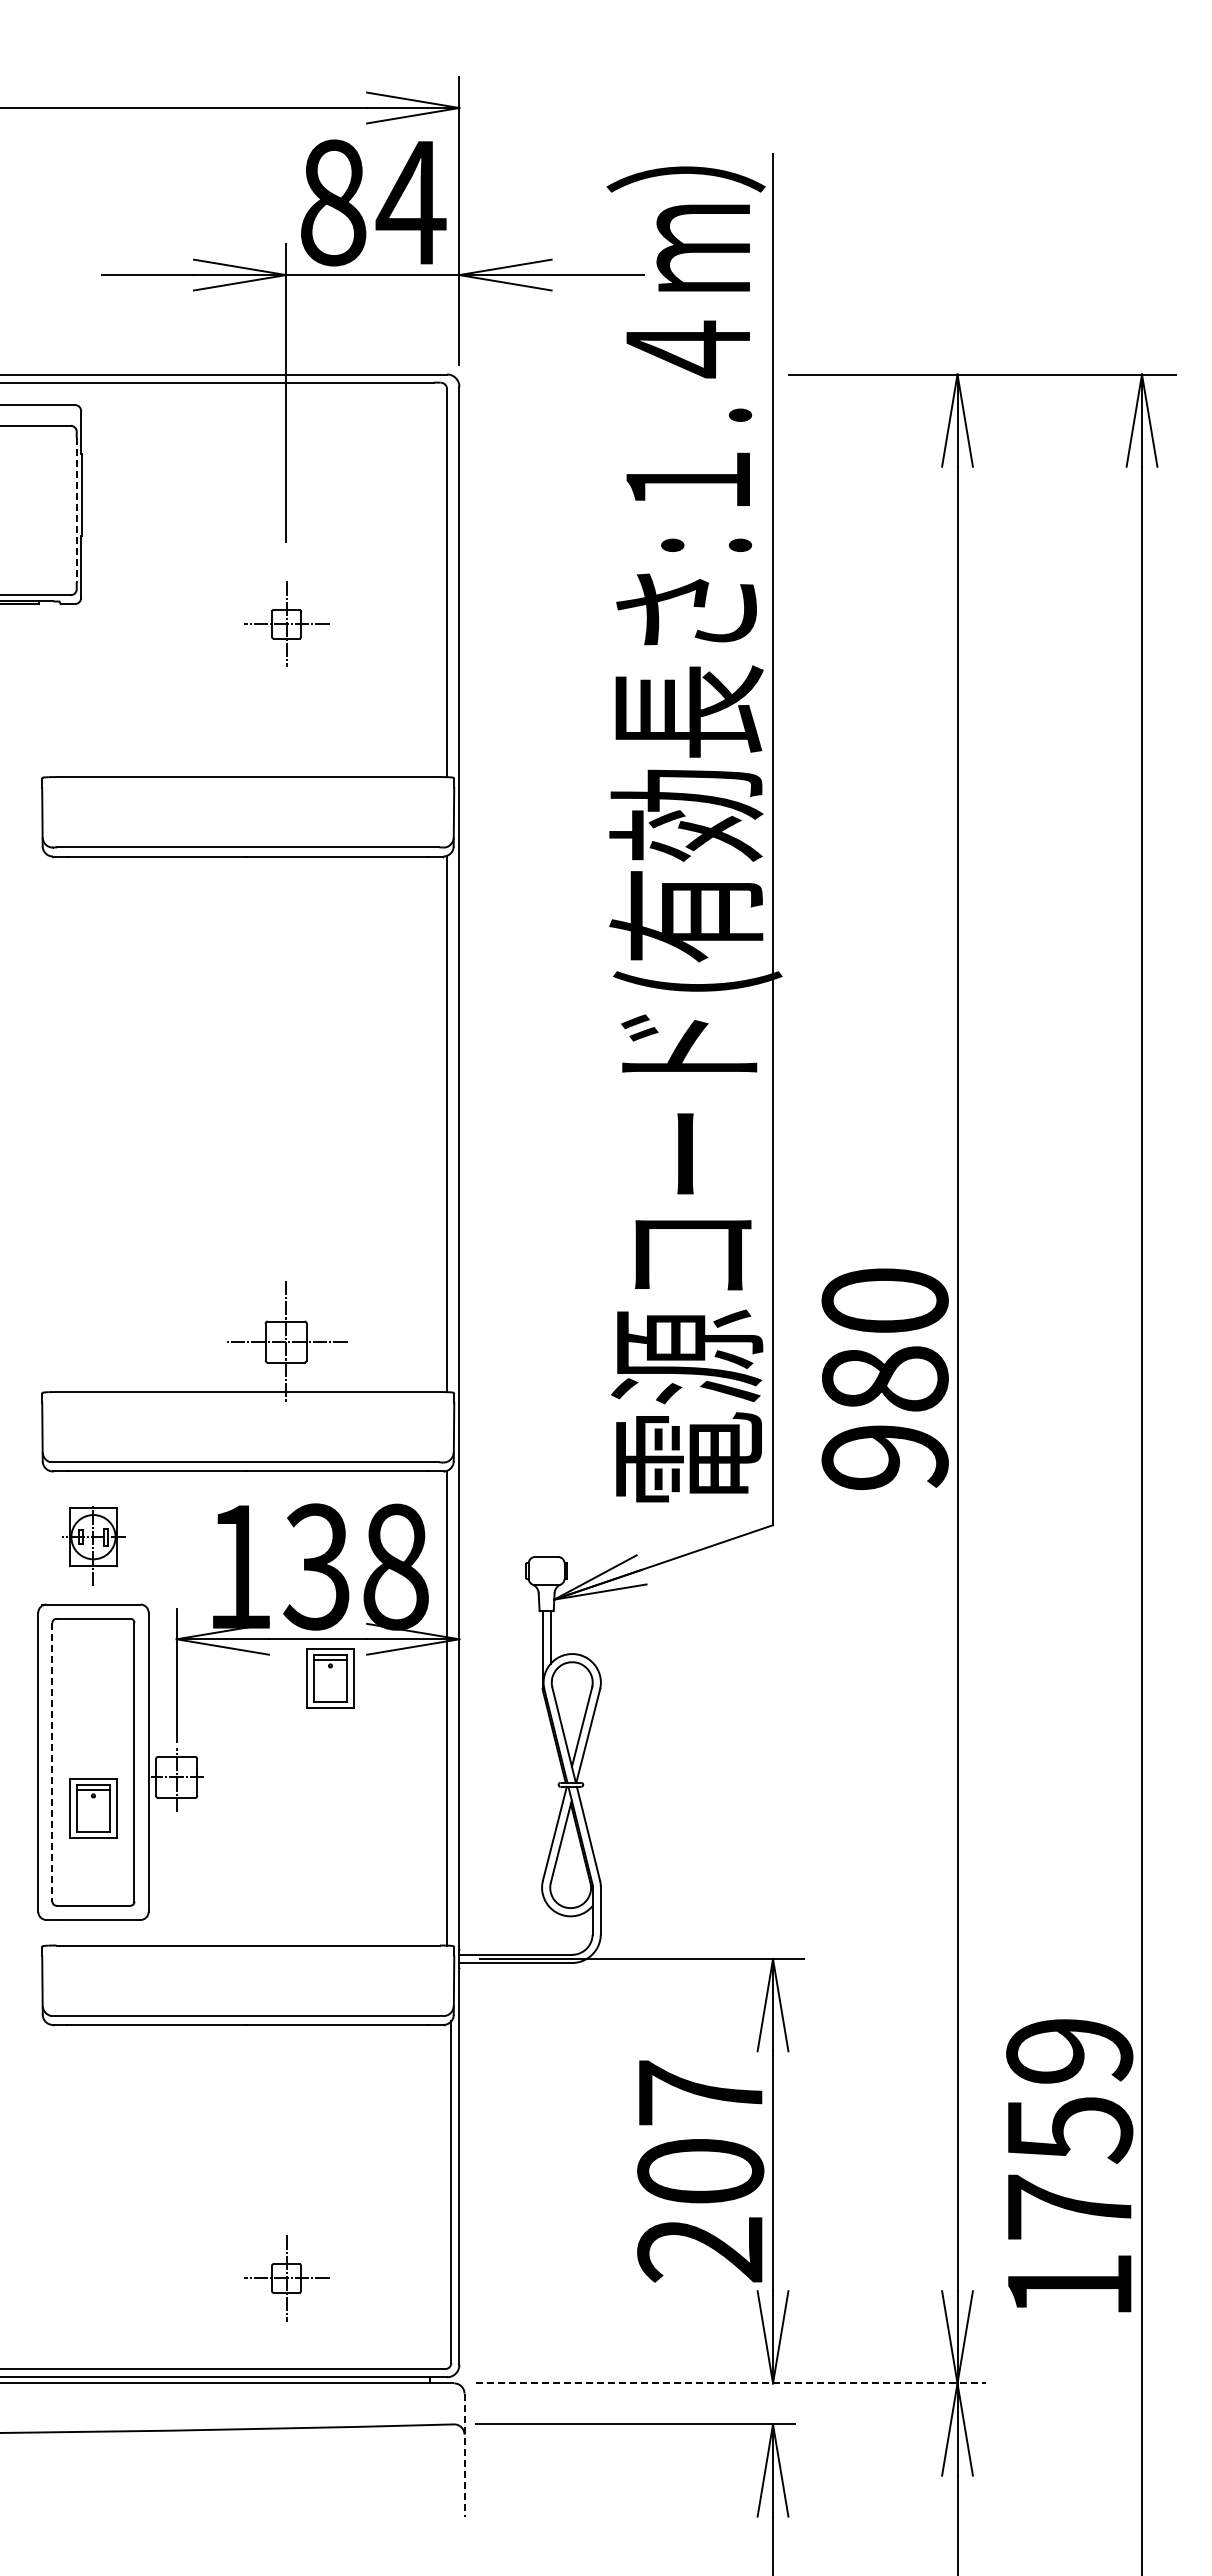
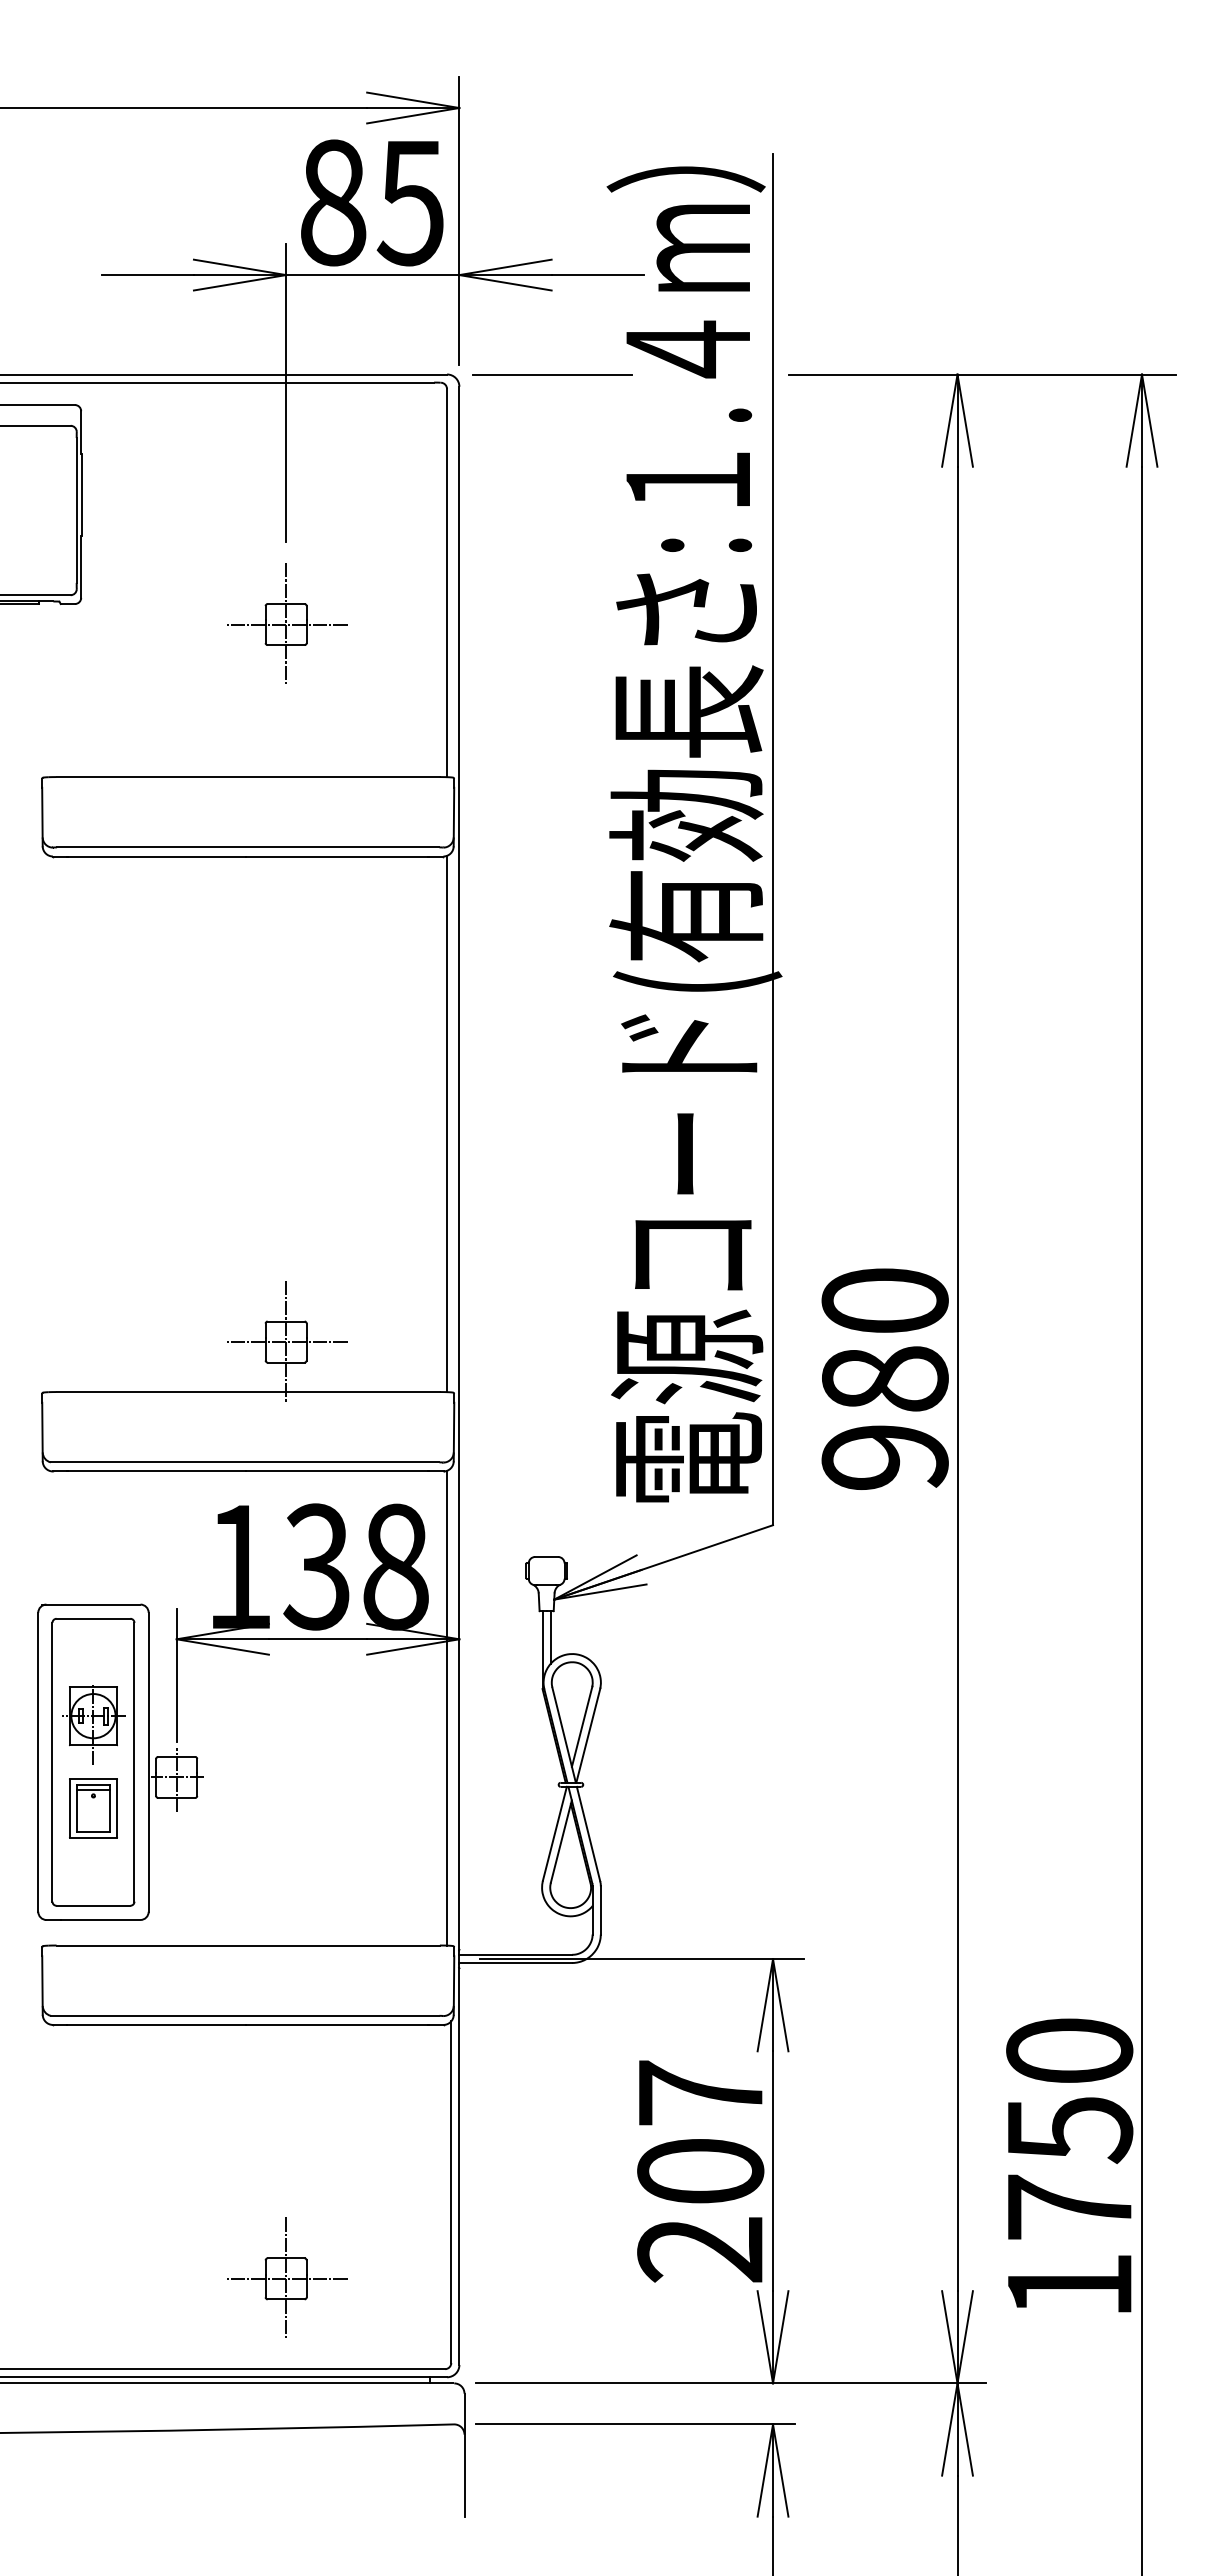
text: 84 -> 85 (410, 203)
line: none -> present (551, 374)
line: dashed -> solid (76, 510)
part size: 86x86 px -> 121x121 px (287, 623)
part position: (93, 1545) -> (93, 1724) (93, 1724)
part: present -> none (330, 1678)
line: dashed -> solid (52, 1762)
text: 1759 -> 1750 (1069, 2050)
part size: 86x87 px -> 121x121 px (287, 2277)
line: dashed -> solid (731, 2383)
line: dashed -> solid (464, 2455)
